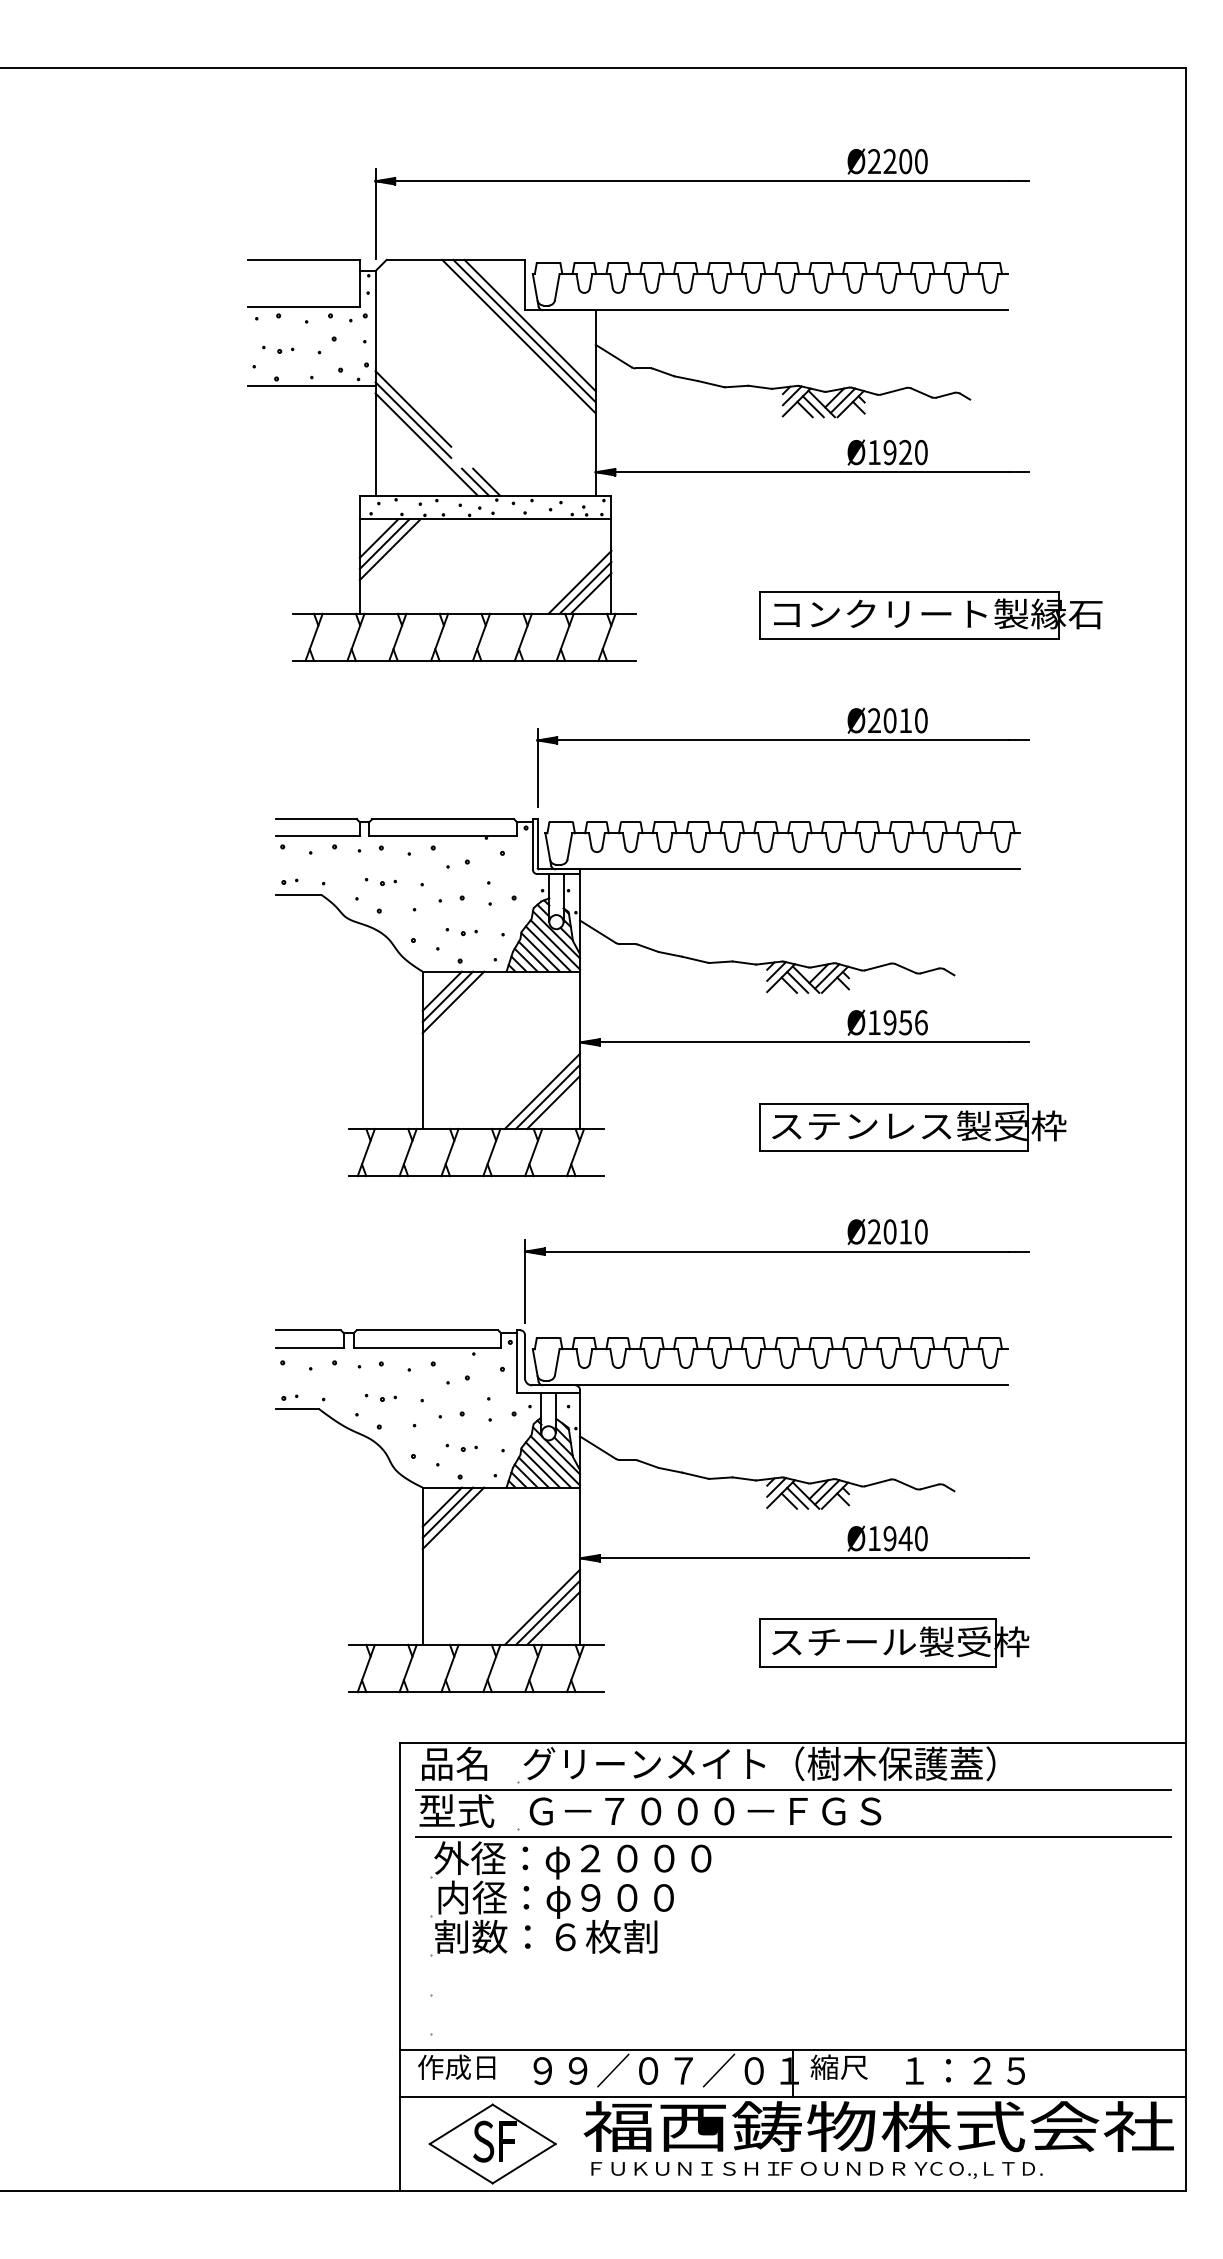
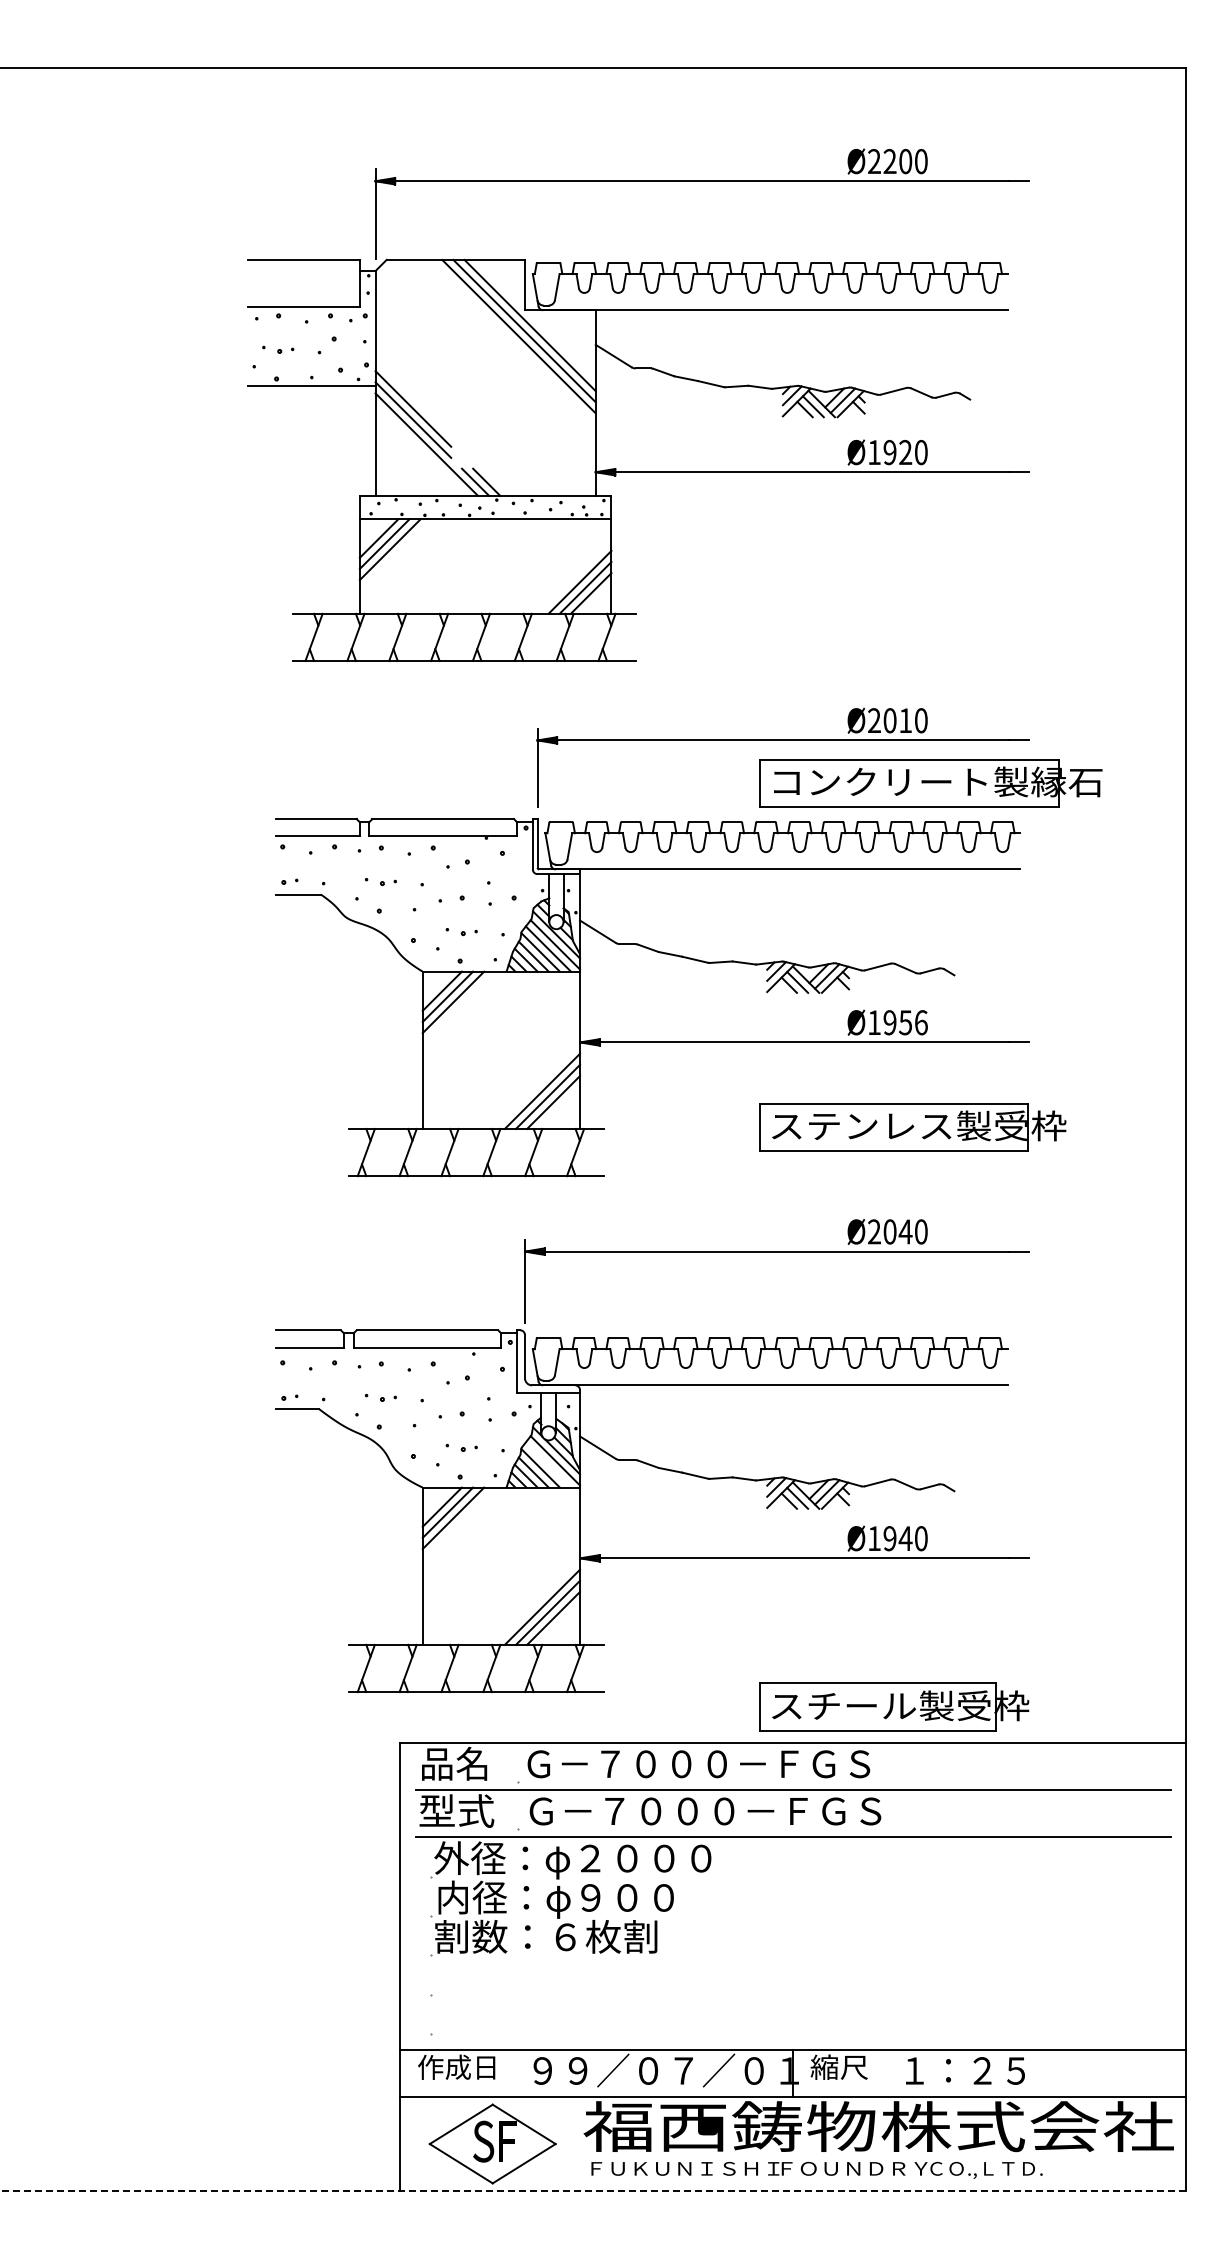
part position: (930, 615) -> (930, 783) (930, 783)
text: Ø2010 -> Ø2040 (905, 1231)
line: present -> none (548, 1464)
part position: (894, 1642) -> (894, 1706) (894, 1706)
text: グリーンメイト（樹木保護蓋） -> Ｇ－７０００－ＦＧＳ (759, 1763)
line: solid -> dashed (593, 2191)
